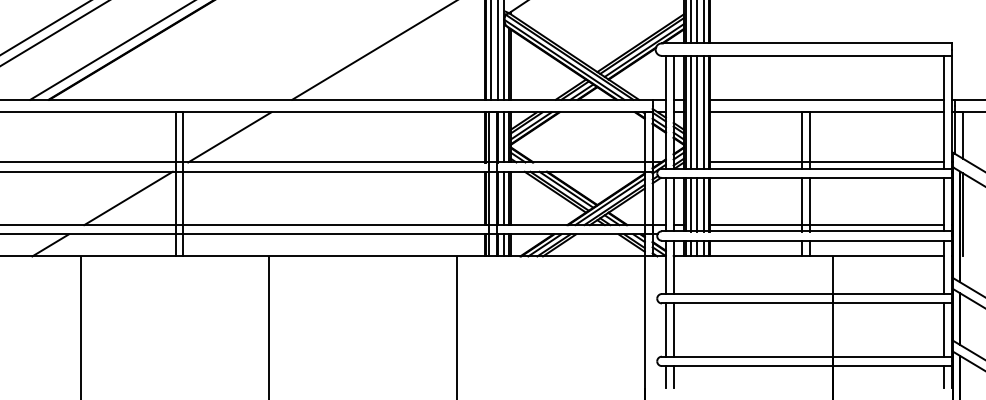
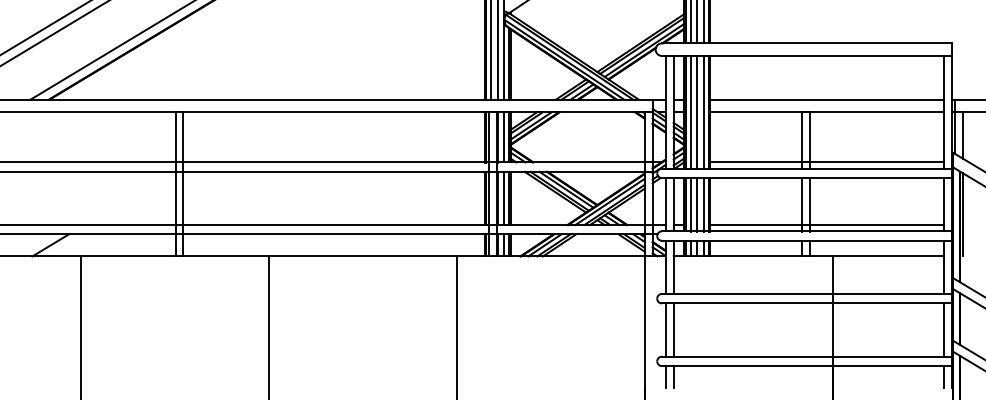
line: present -> none (373, 50)
line: present -> none (229, 137)
line: present -> none (128, 198)
